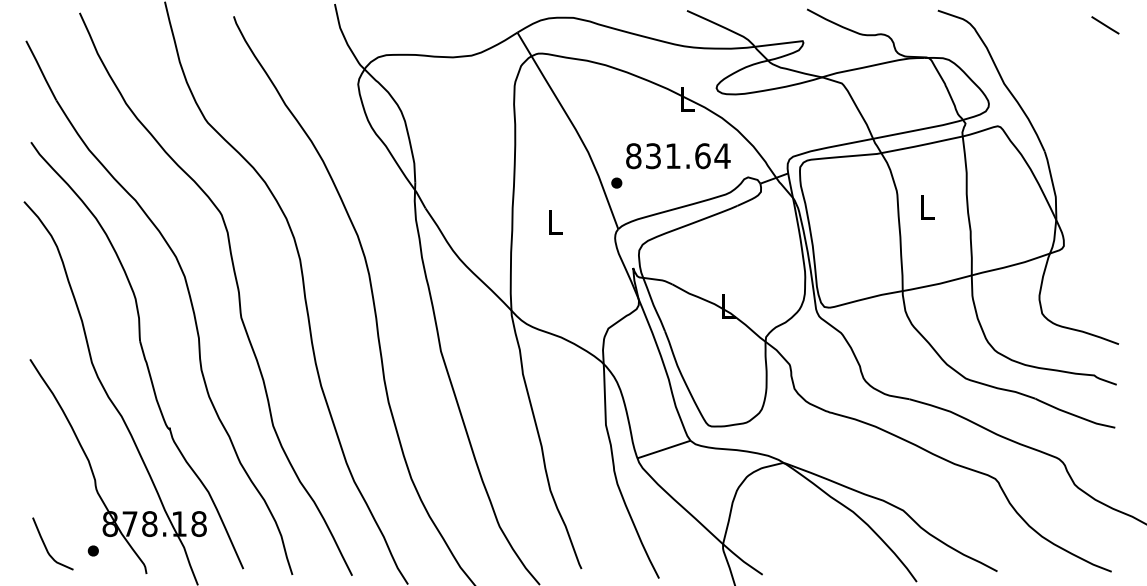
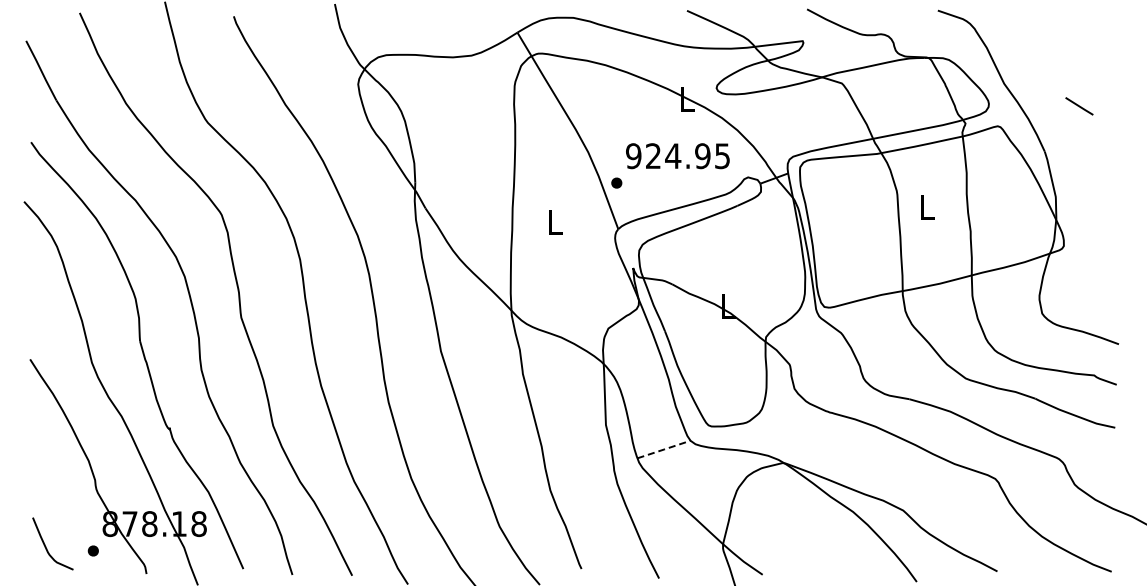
line position: (1105, 25) -> (1079, 106) (1079, 106)
text: 831.64 -> 924.95 (678, 156)
line: solid -> dashed (664, 449)
